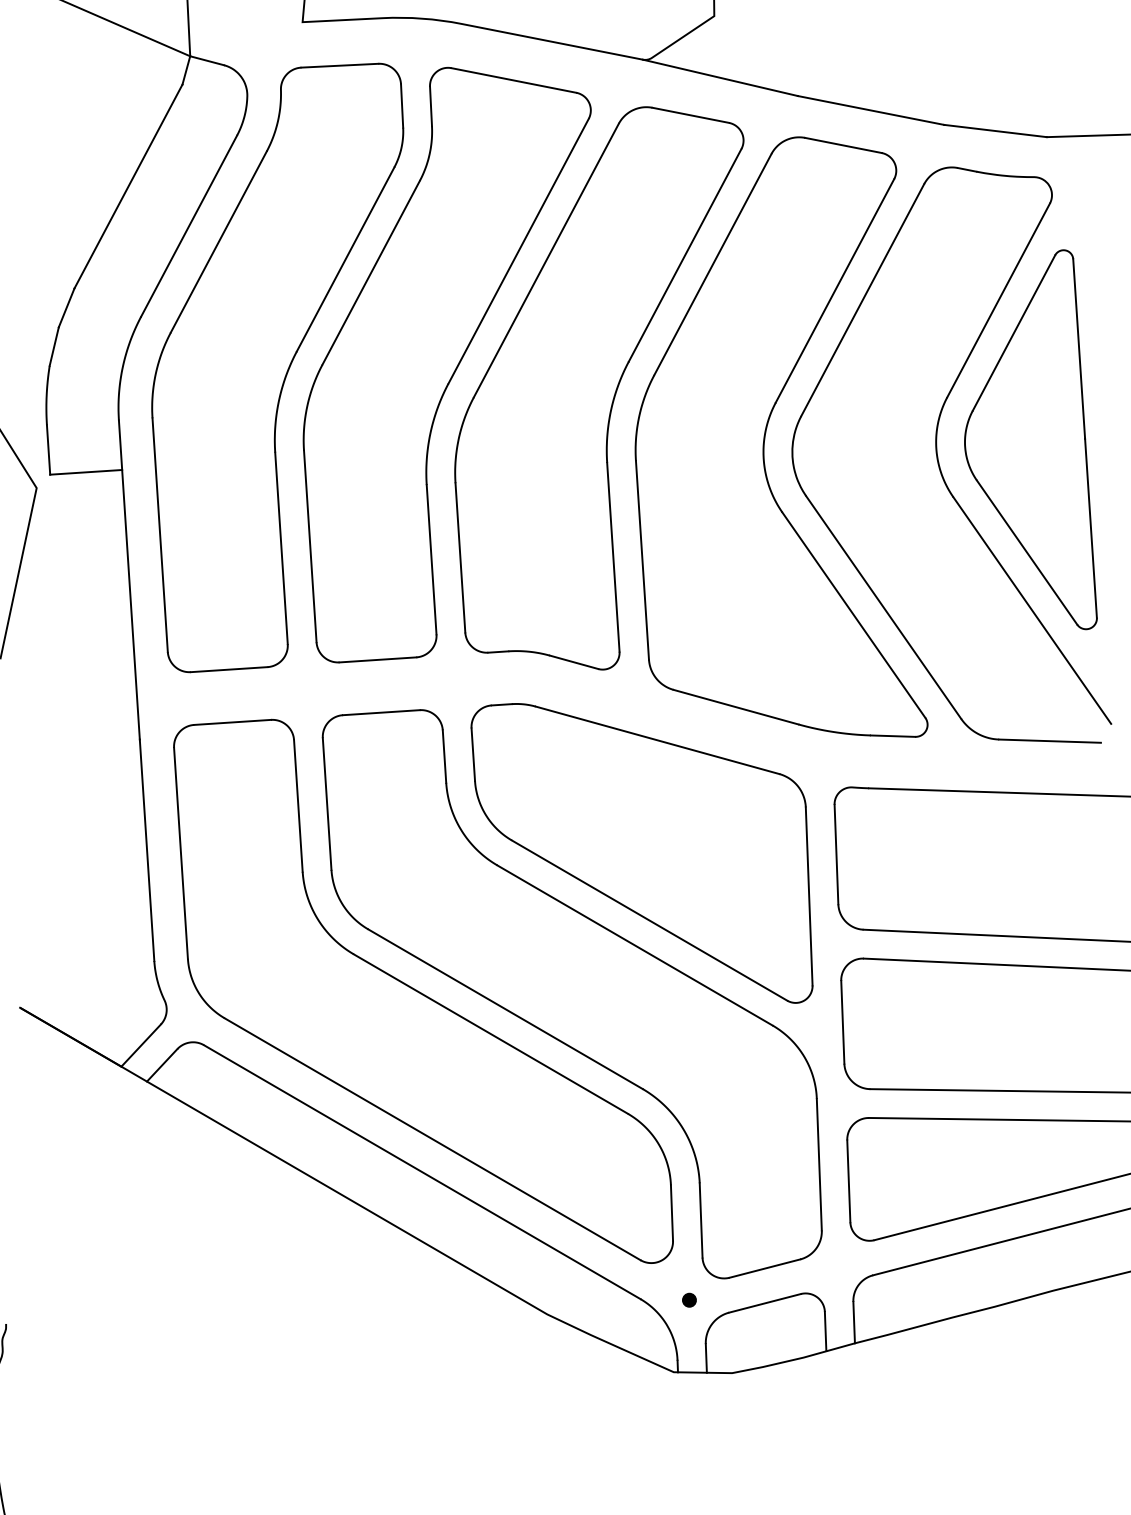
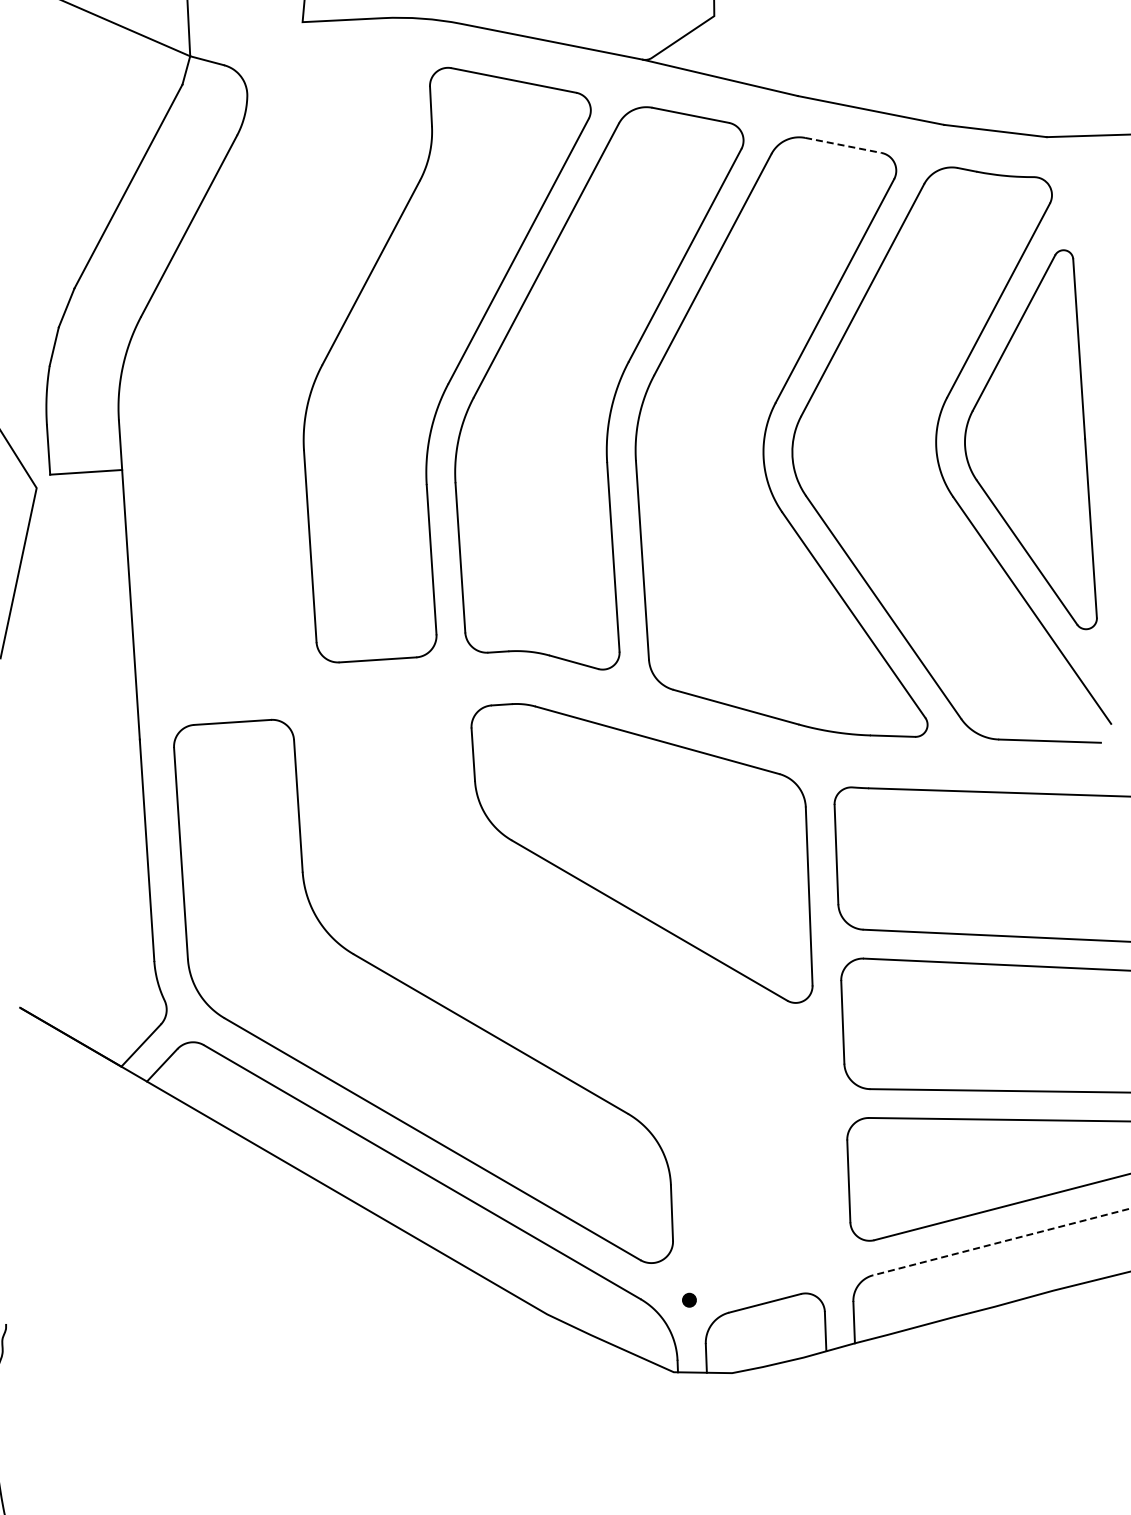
line: solid -> dashed (843, 145)
part: present -> none (277, 367)
part: present -> none (571, 994)
line: solid -> dashed (1001, 1241)
